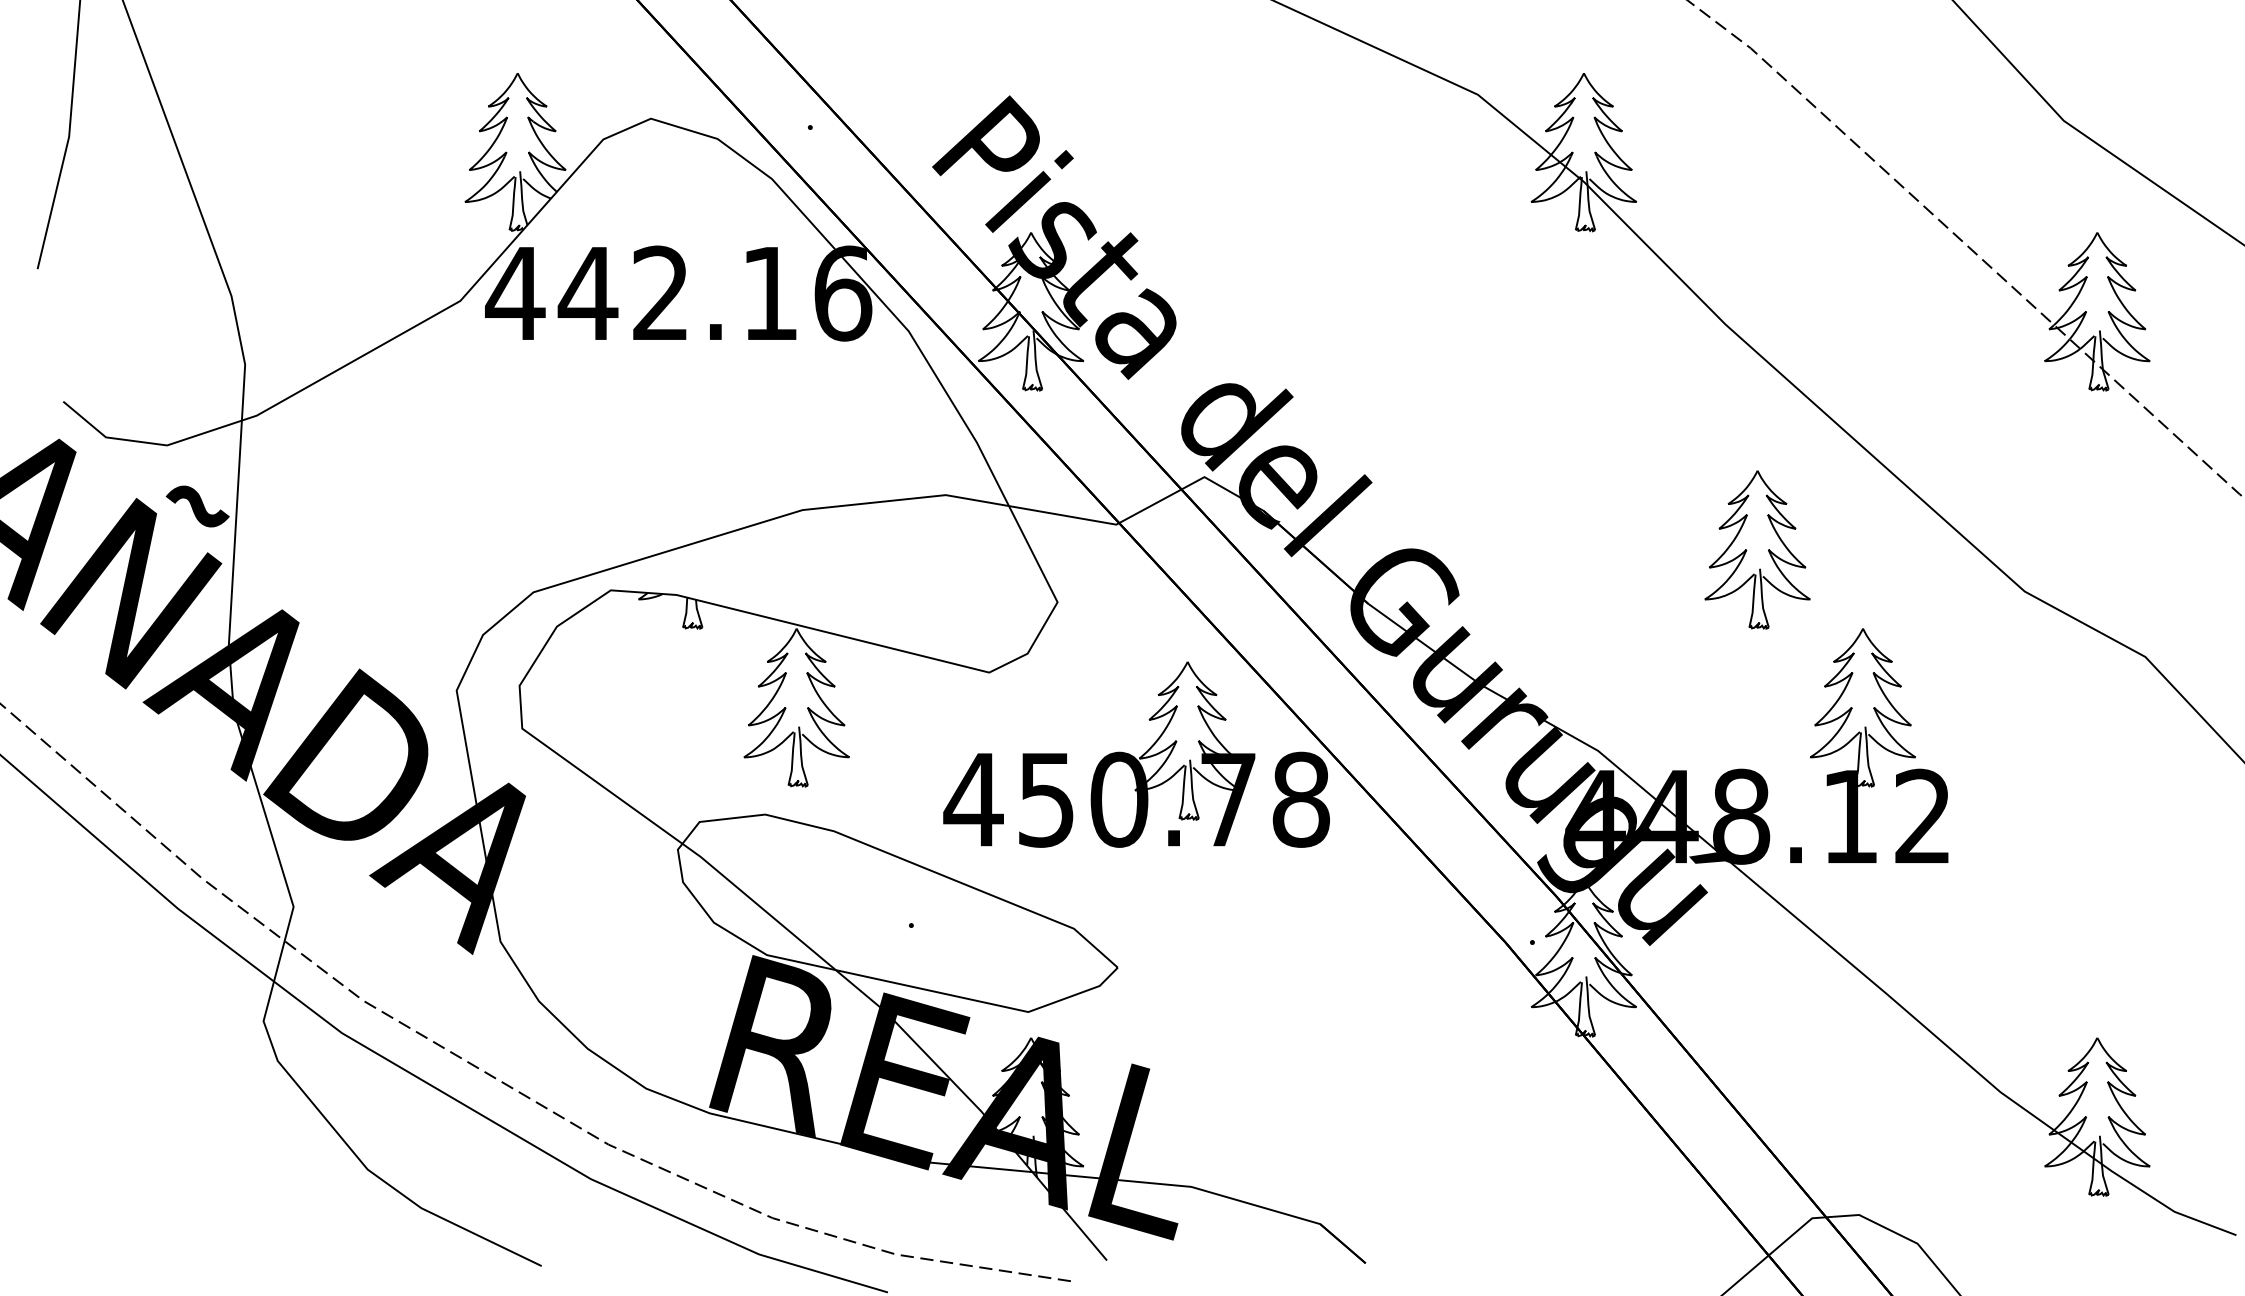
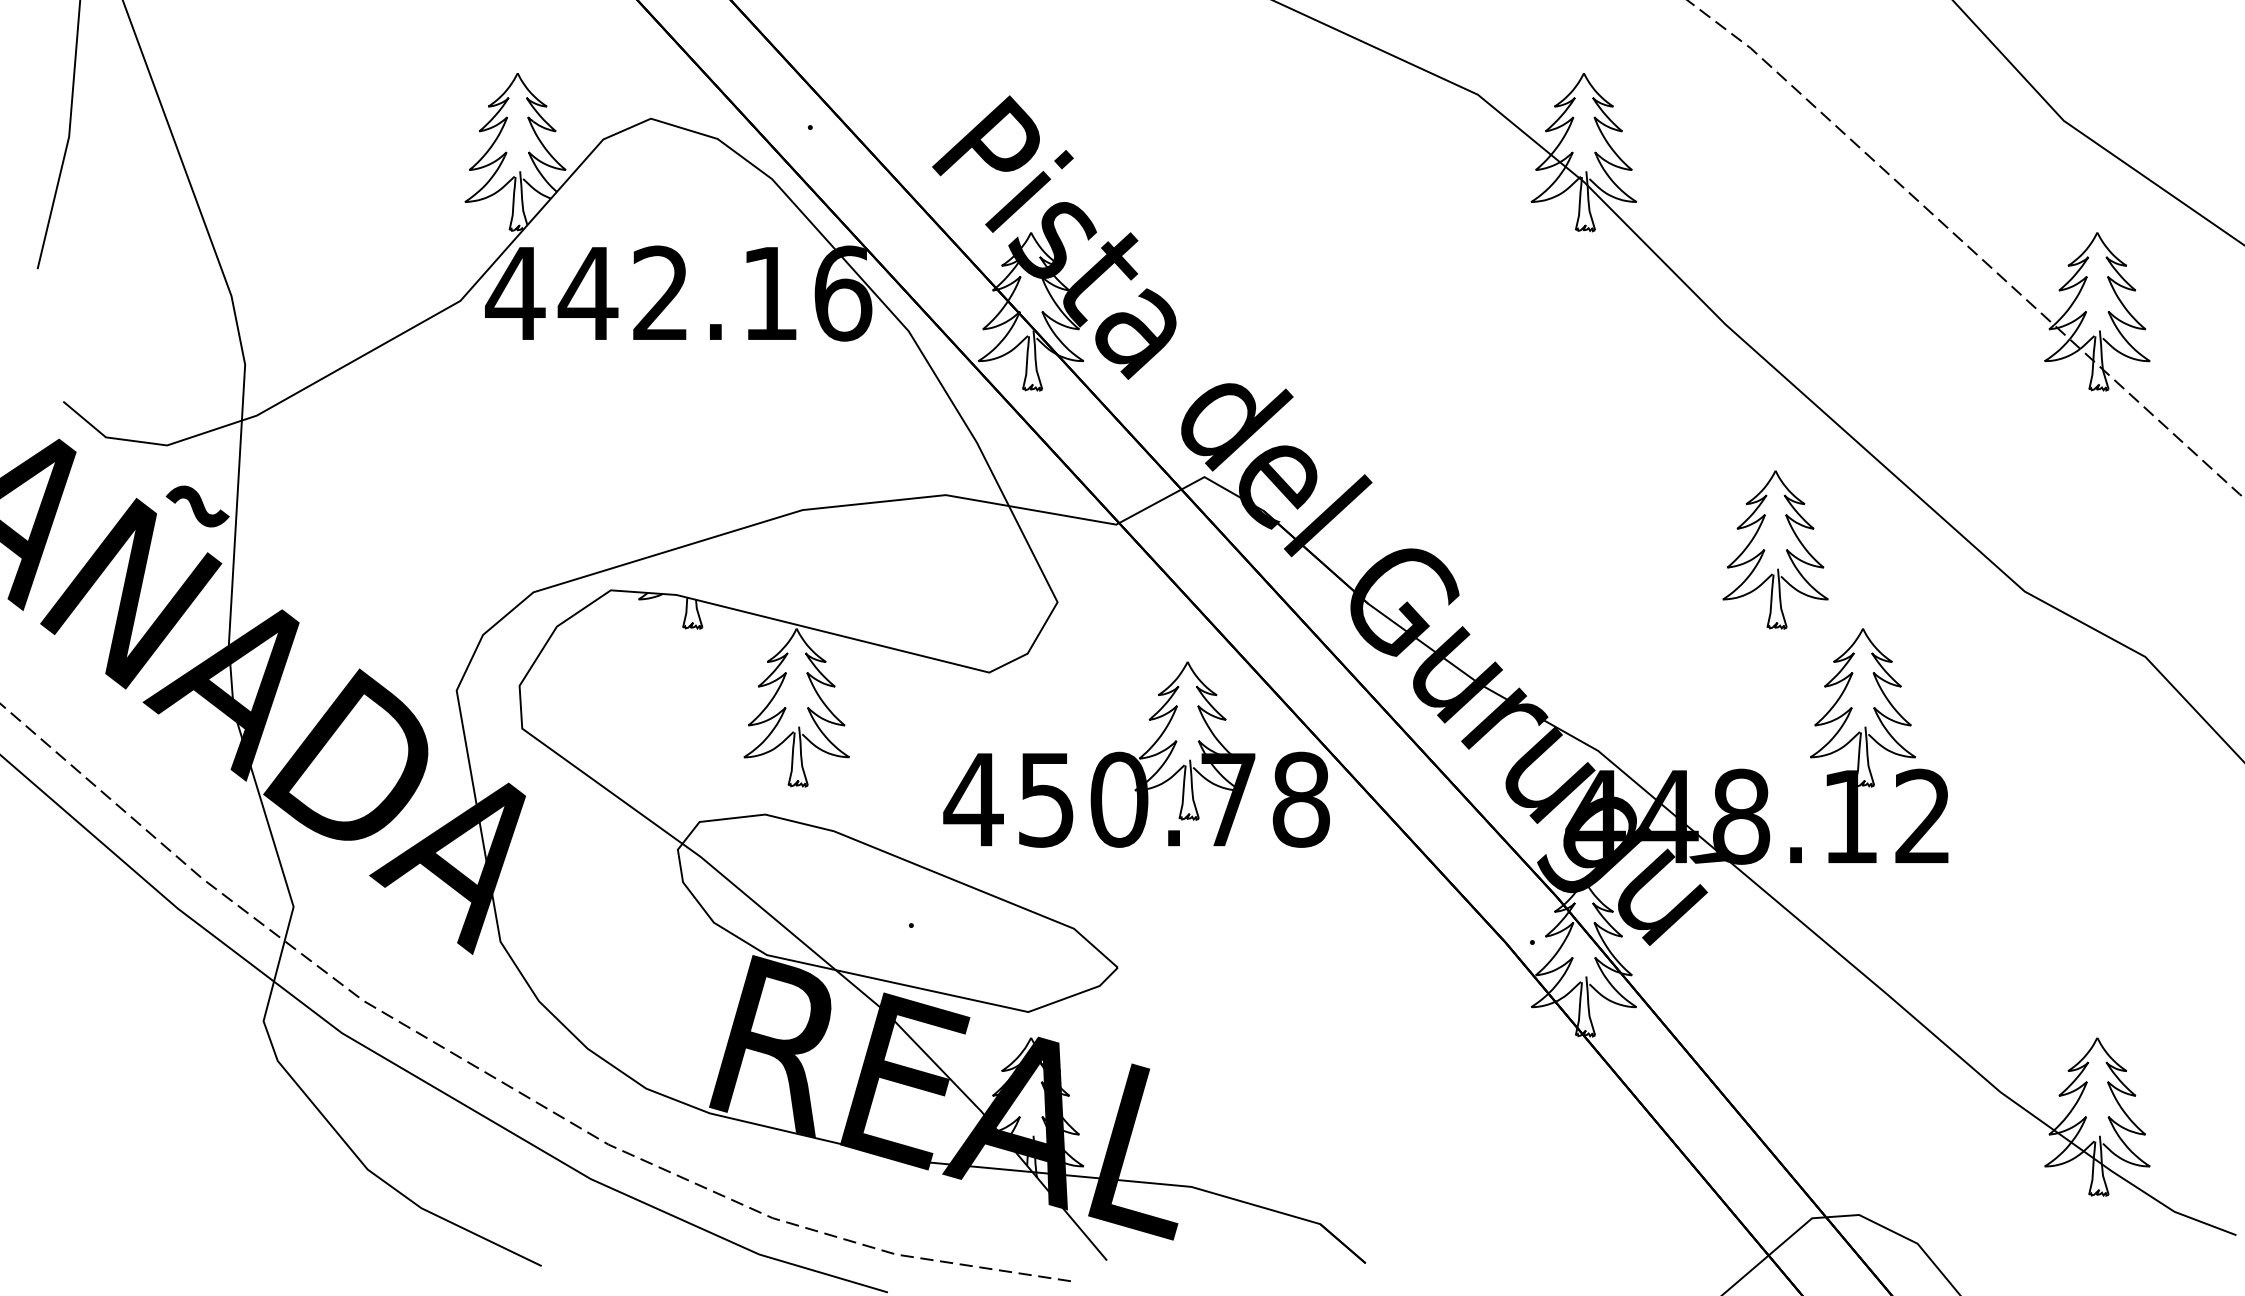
part position: (1757, 549) -> (1775, 549) (1775, 549)
